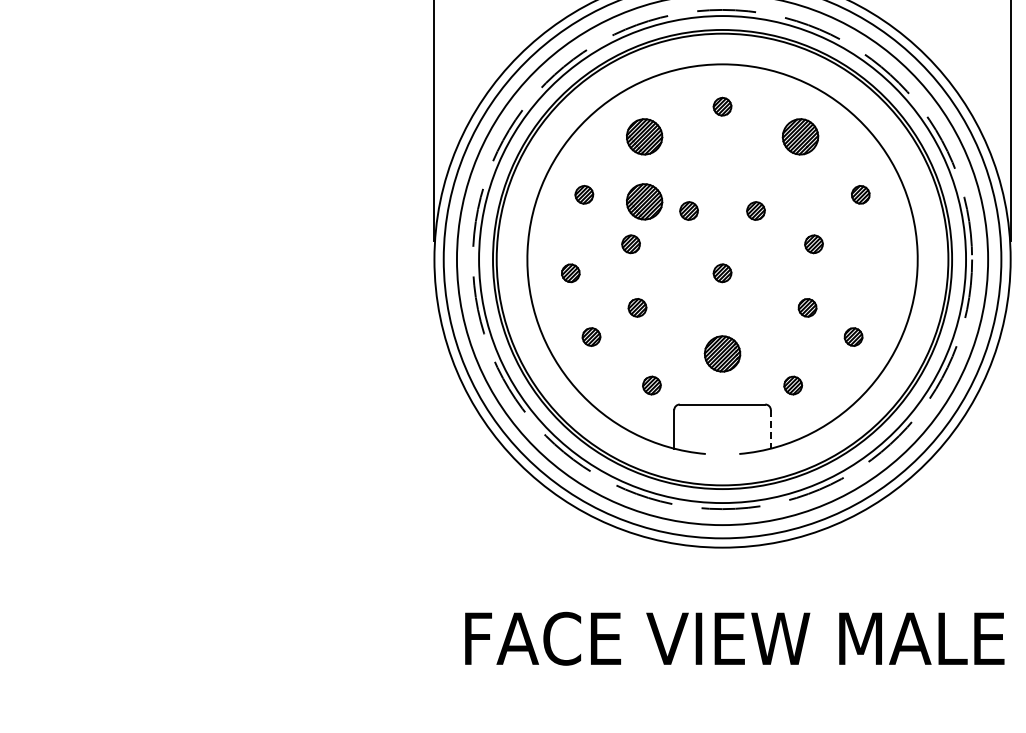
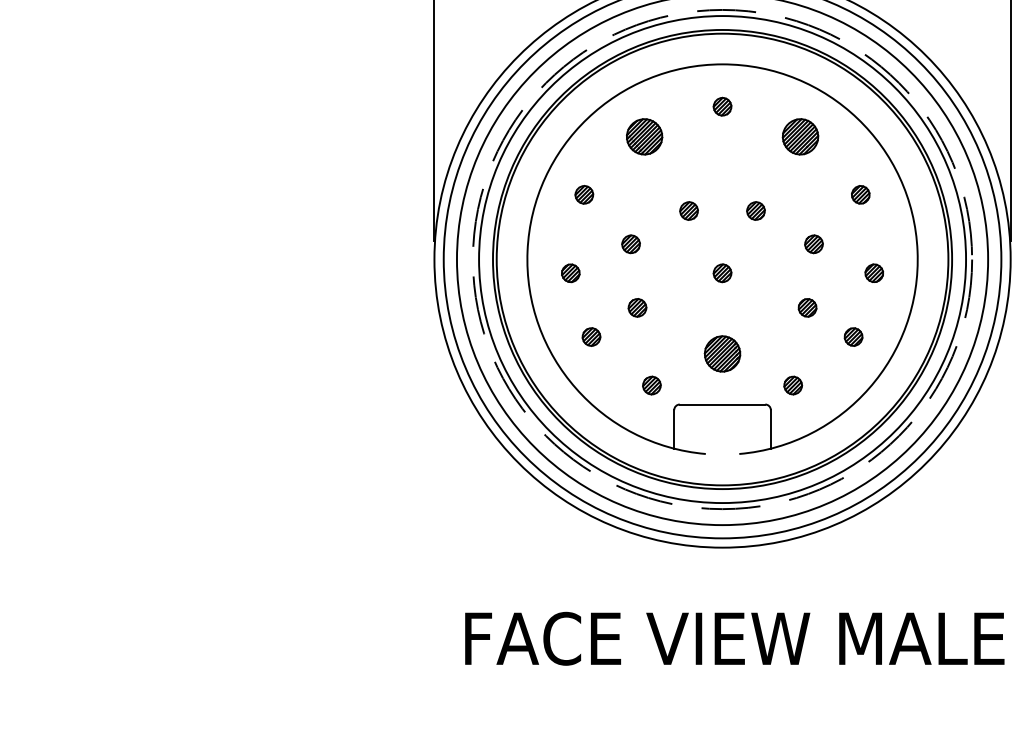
part: present -> none (644, 201)
part: none -> present (874, 272)
line: dashed -> solid (770, 429)
